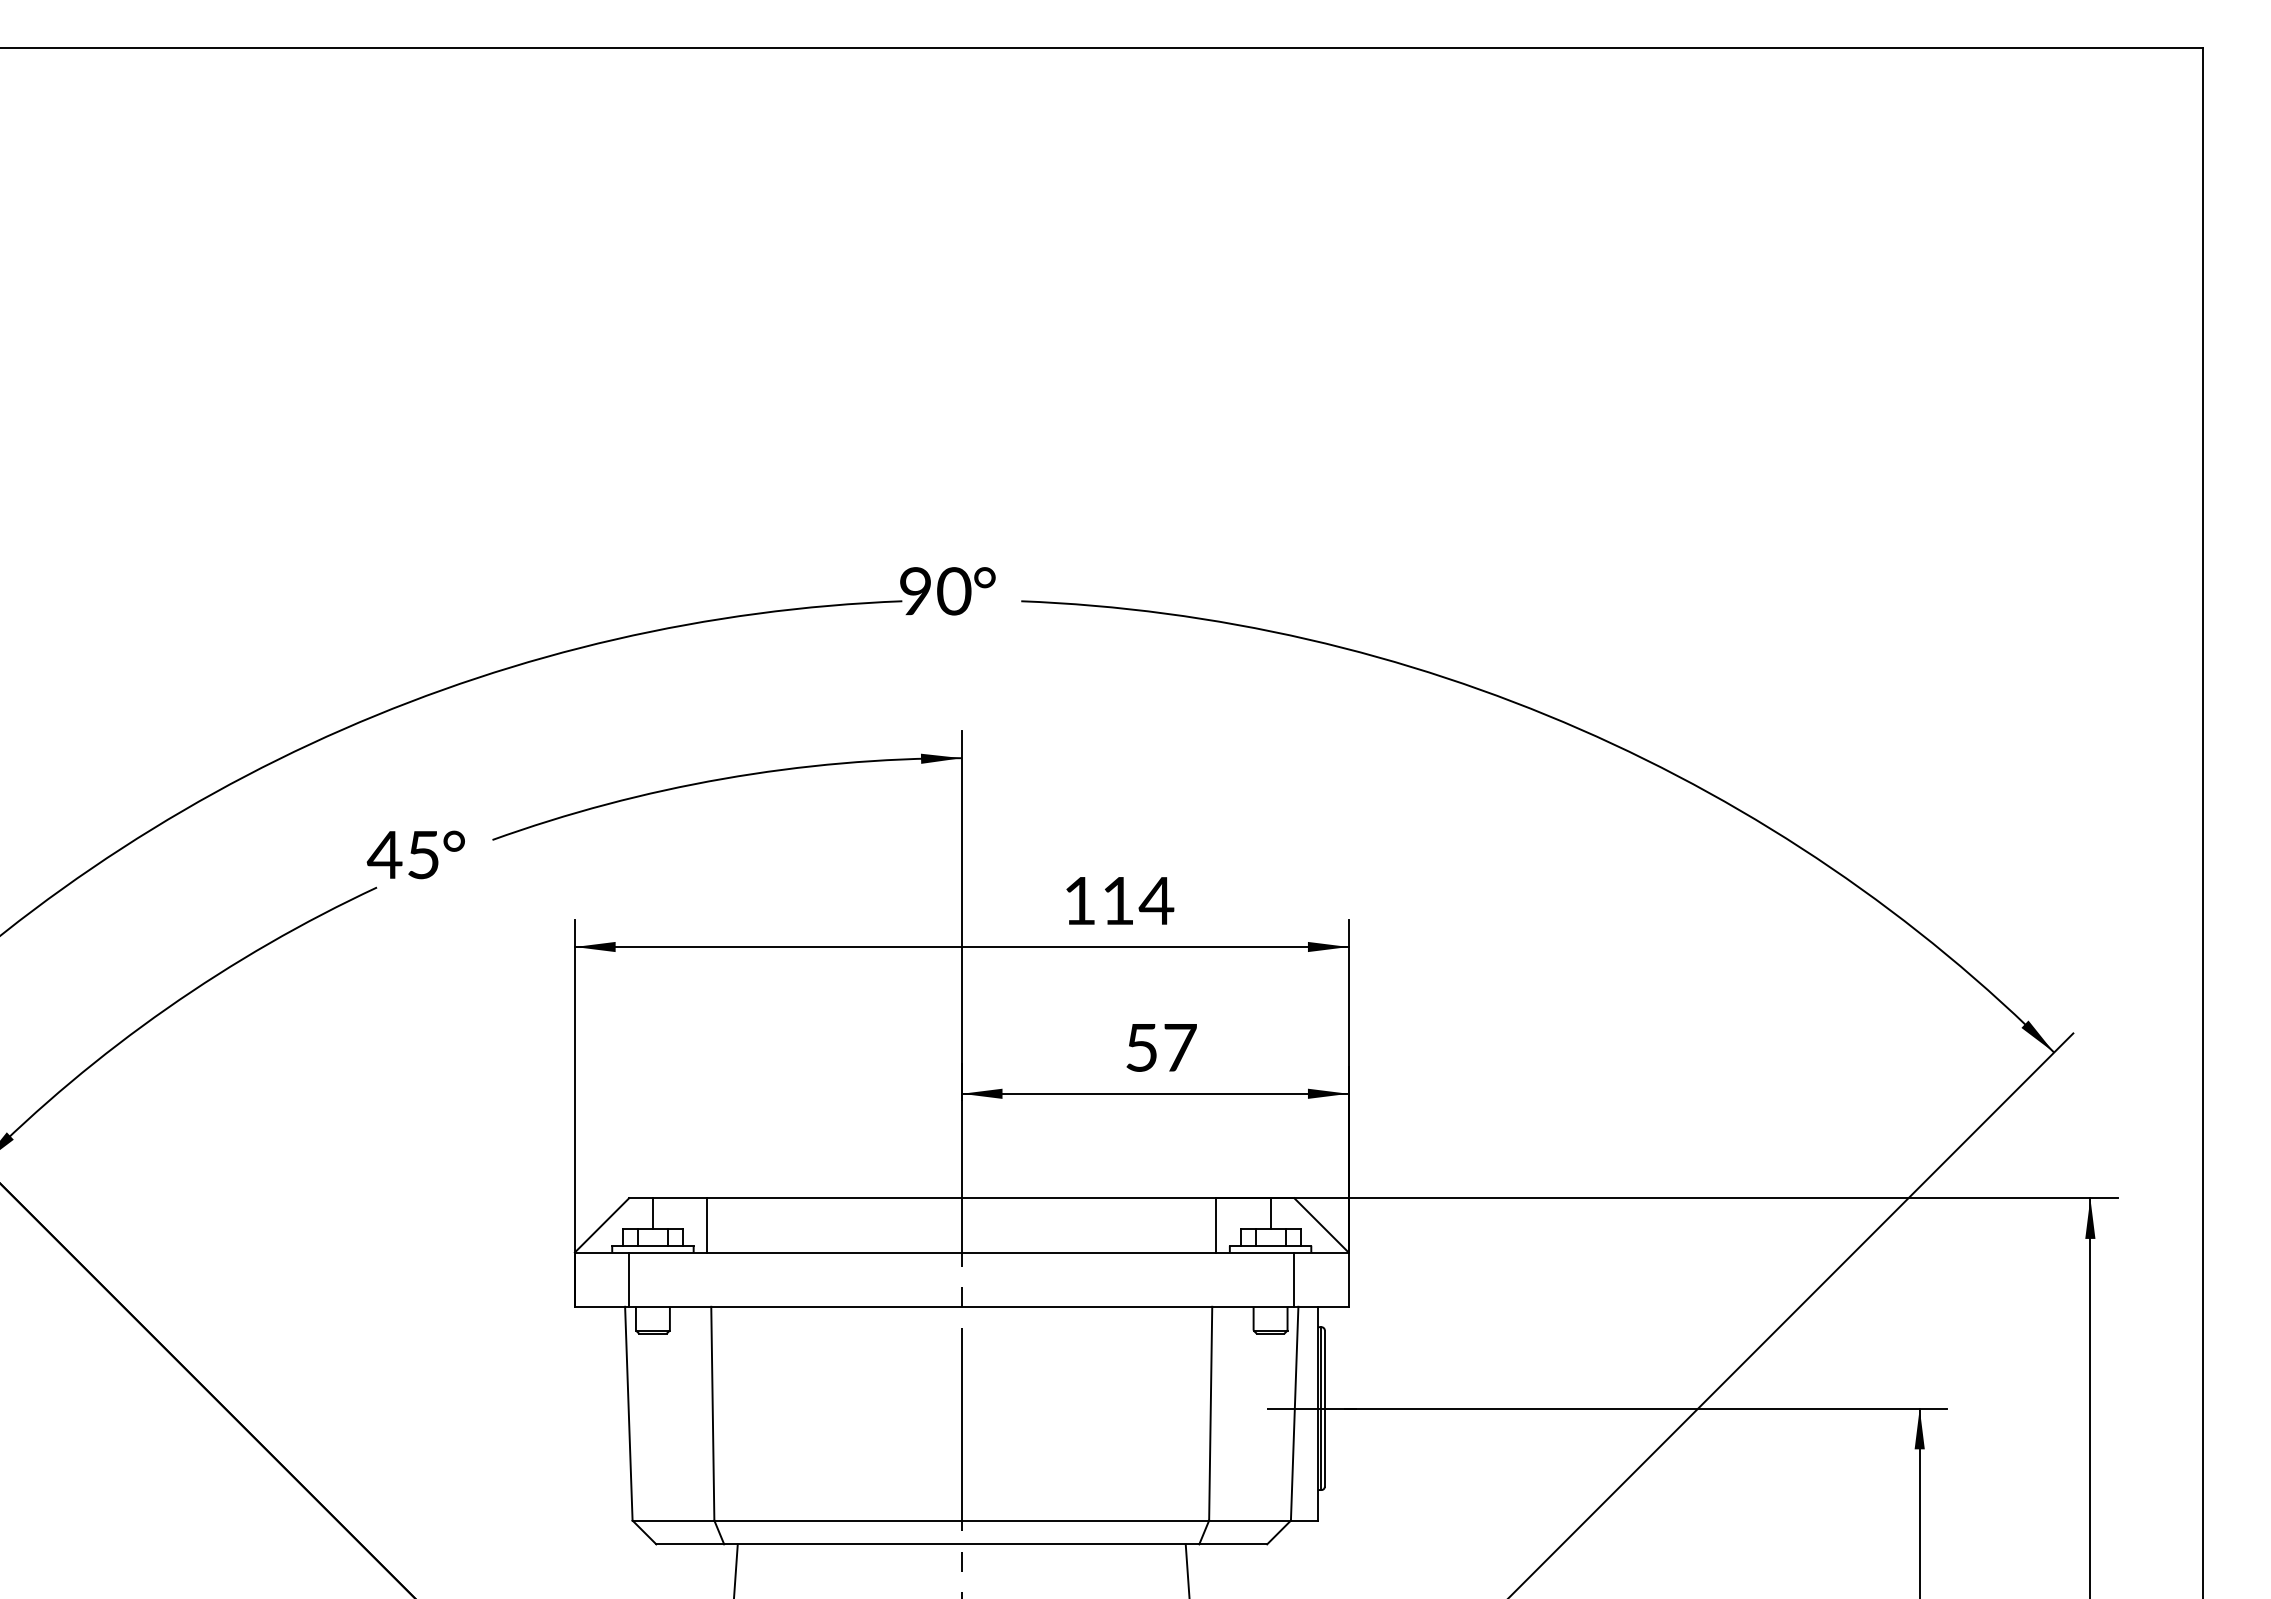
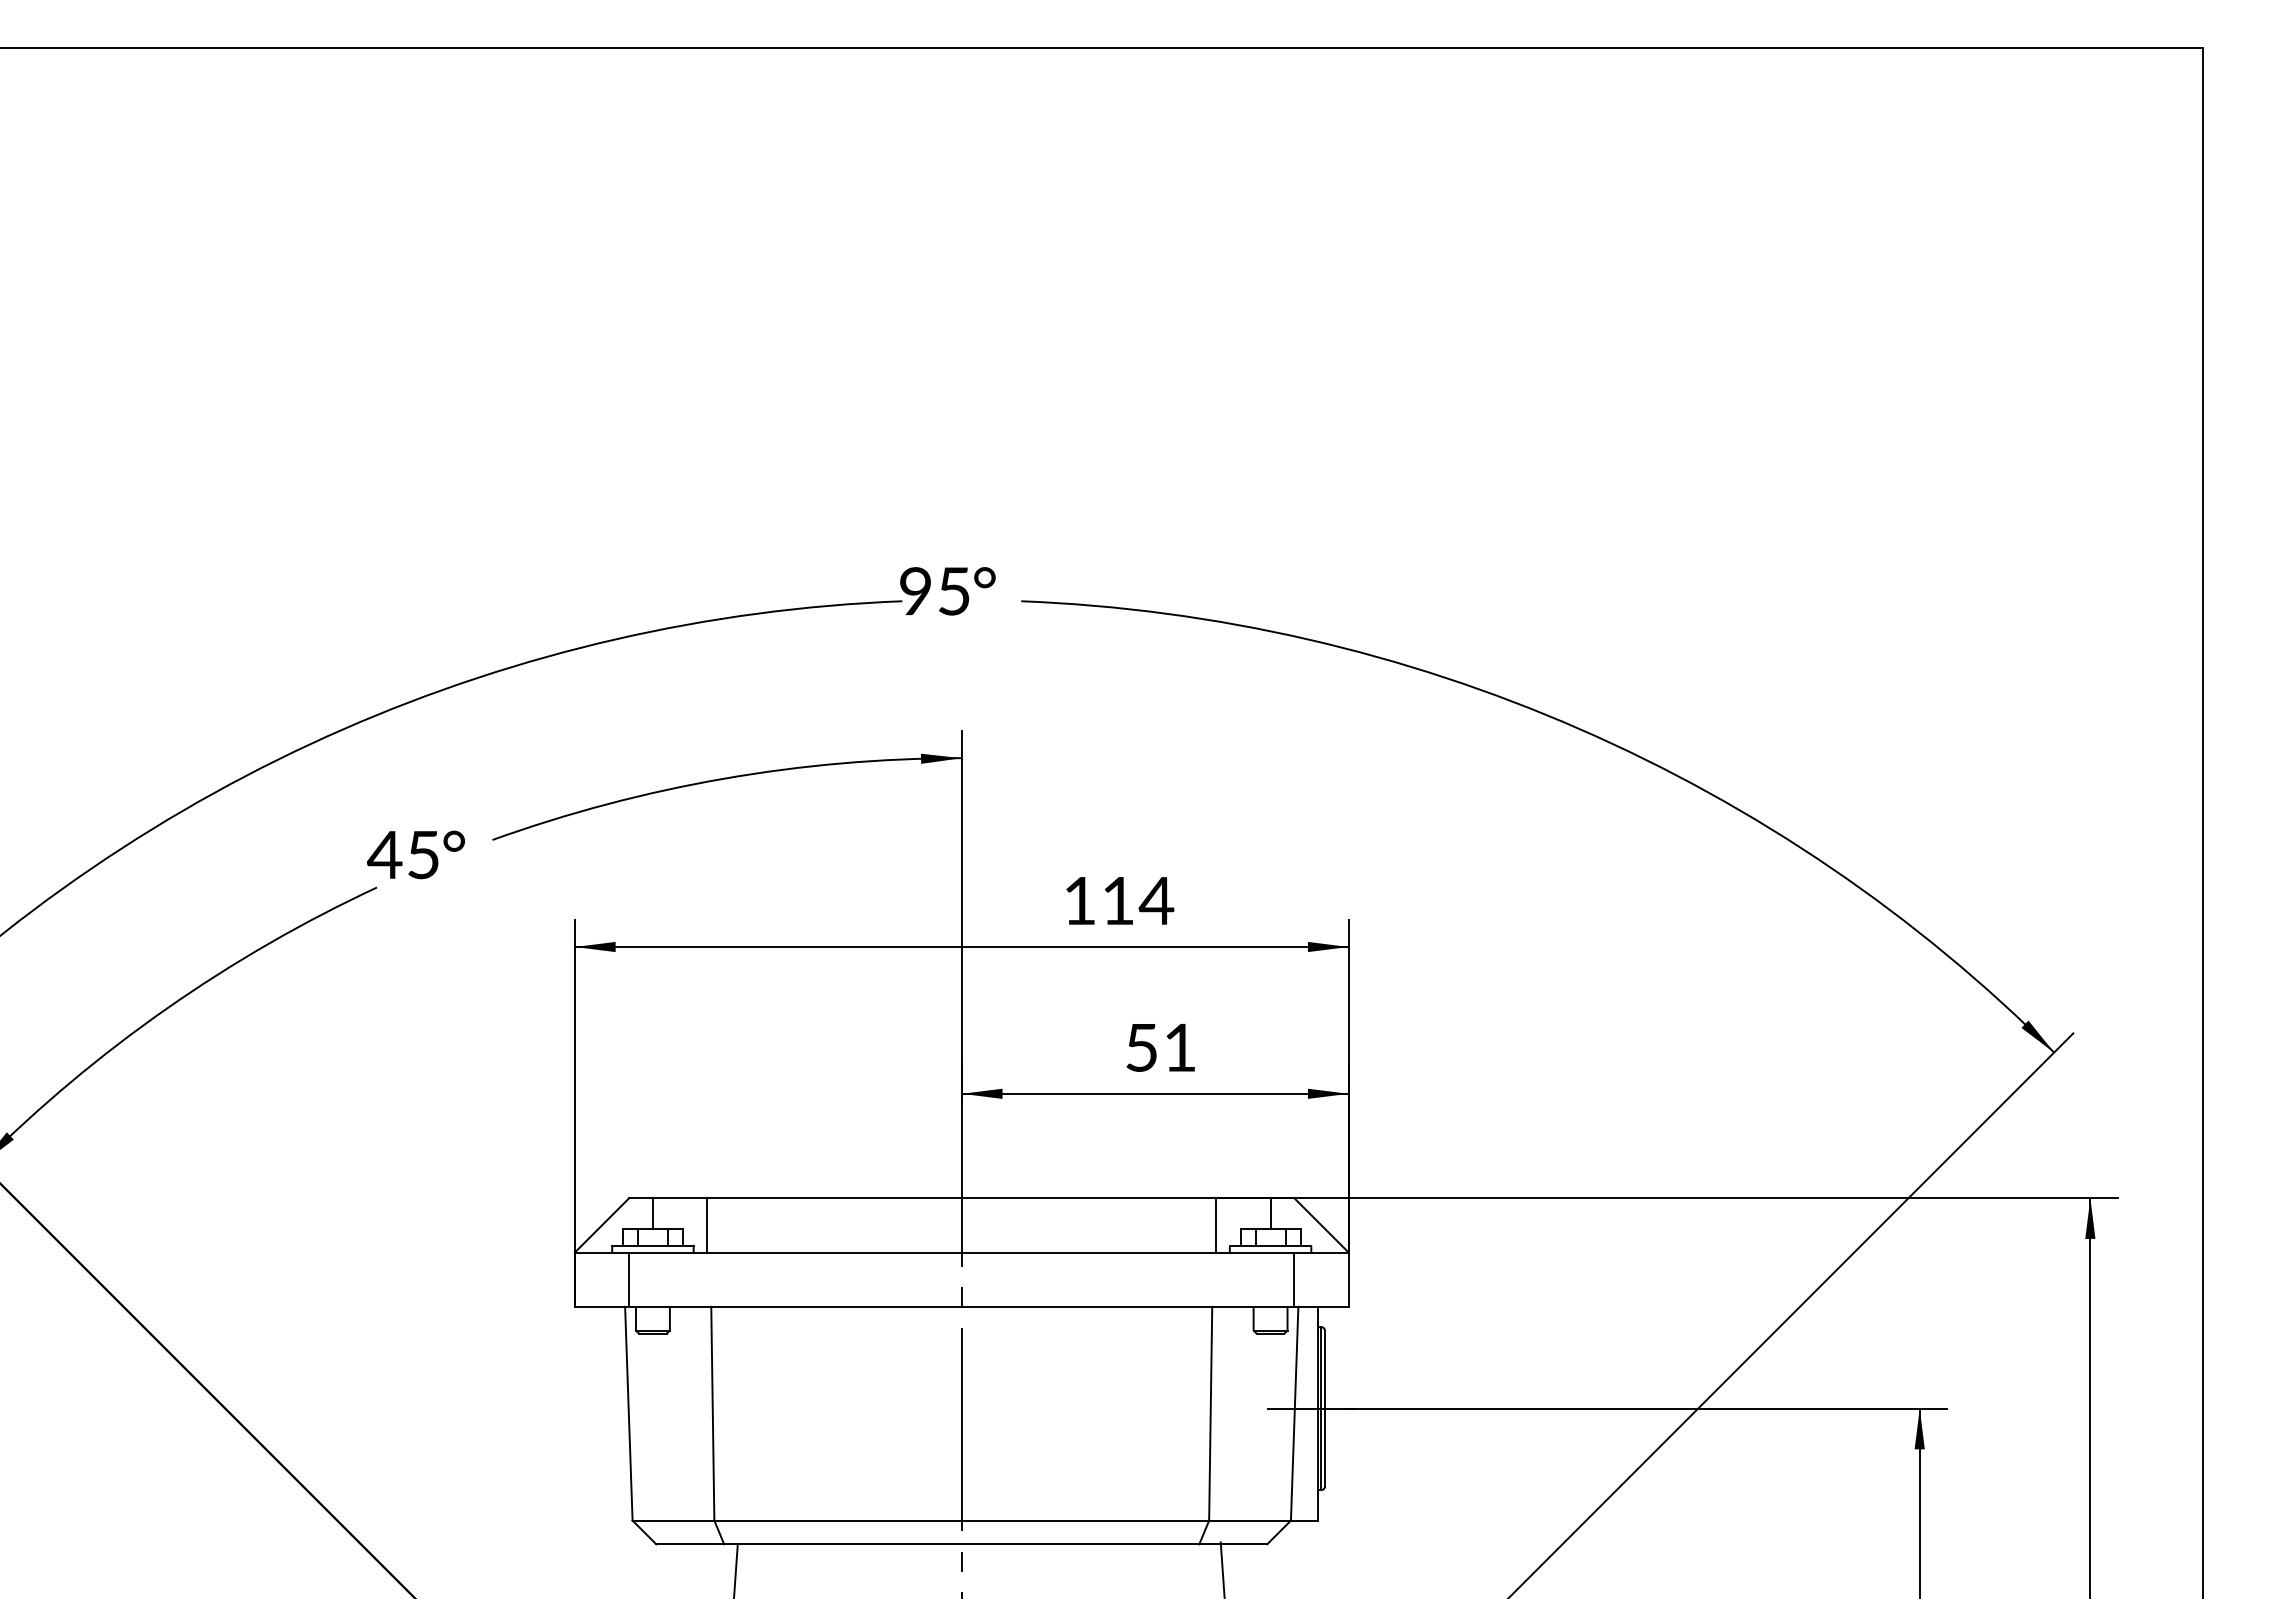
text: 90 -> 95 (954, 591)
text: 57 -> 51 (1180, 1047)
line position: (1187, 1569) -> (1222, 1568) (1222, 1568)
